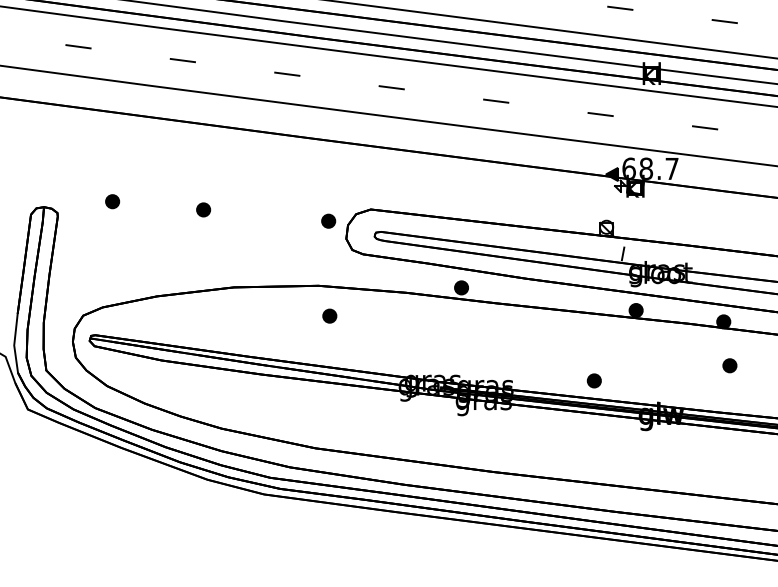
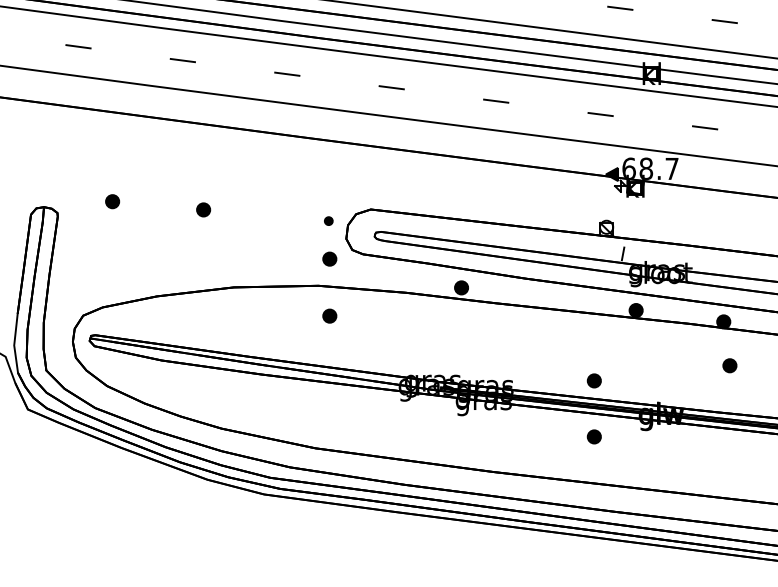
part size: 16x16 px -> 10x10 px (328, 220)
part: none -> present (329, 258)
part: none -> present (593, 436)
